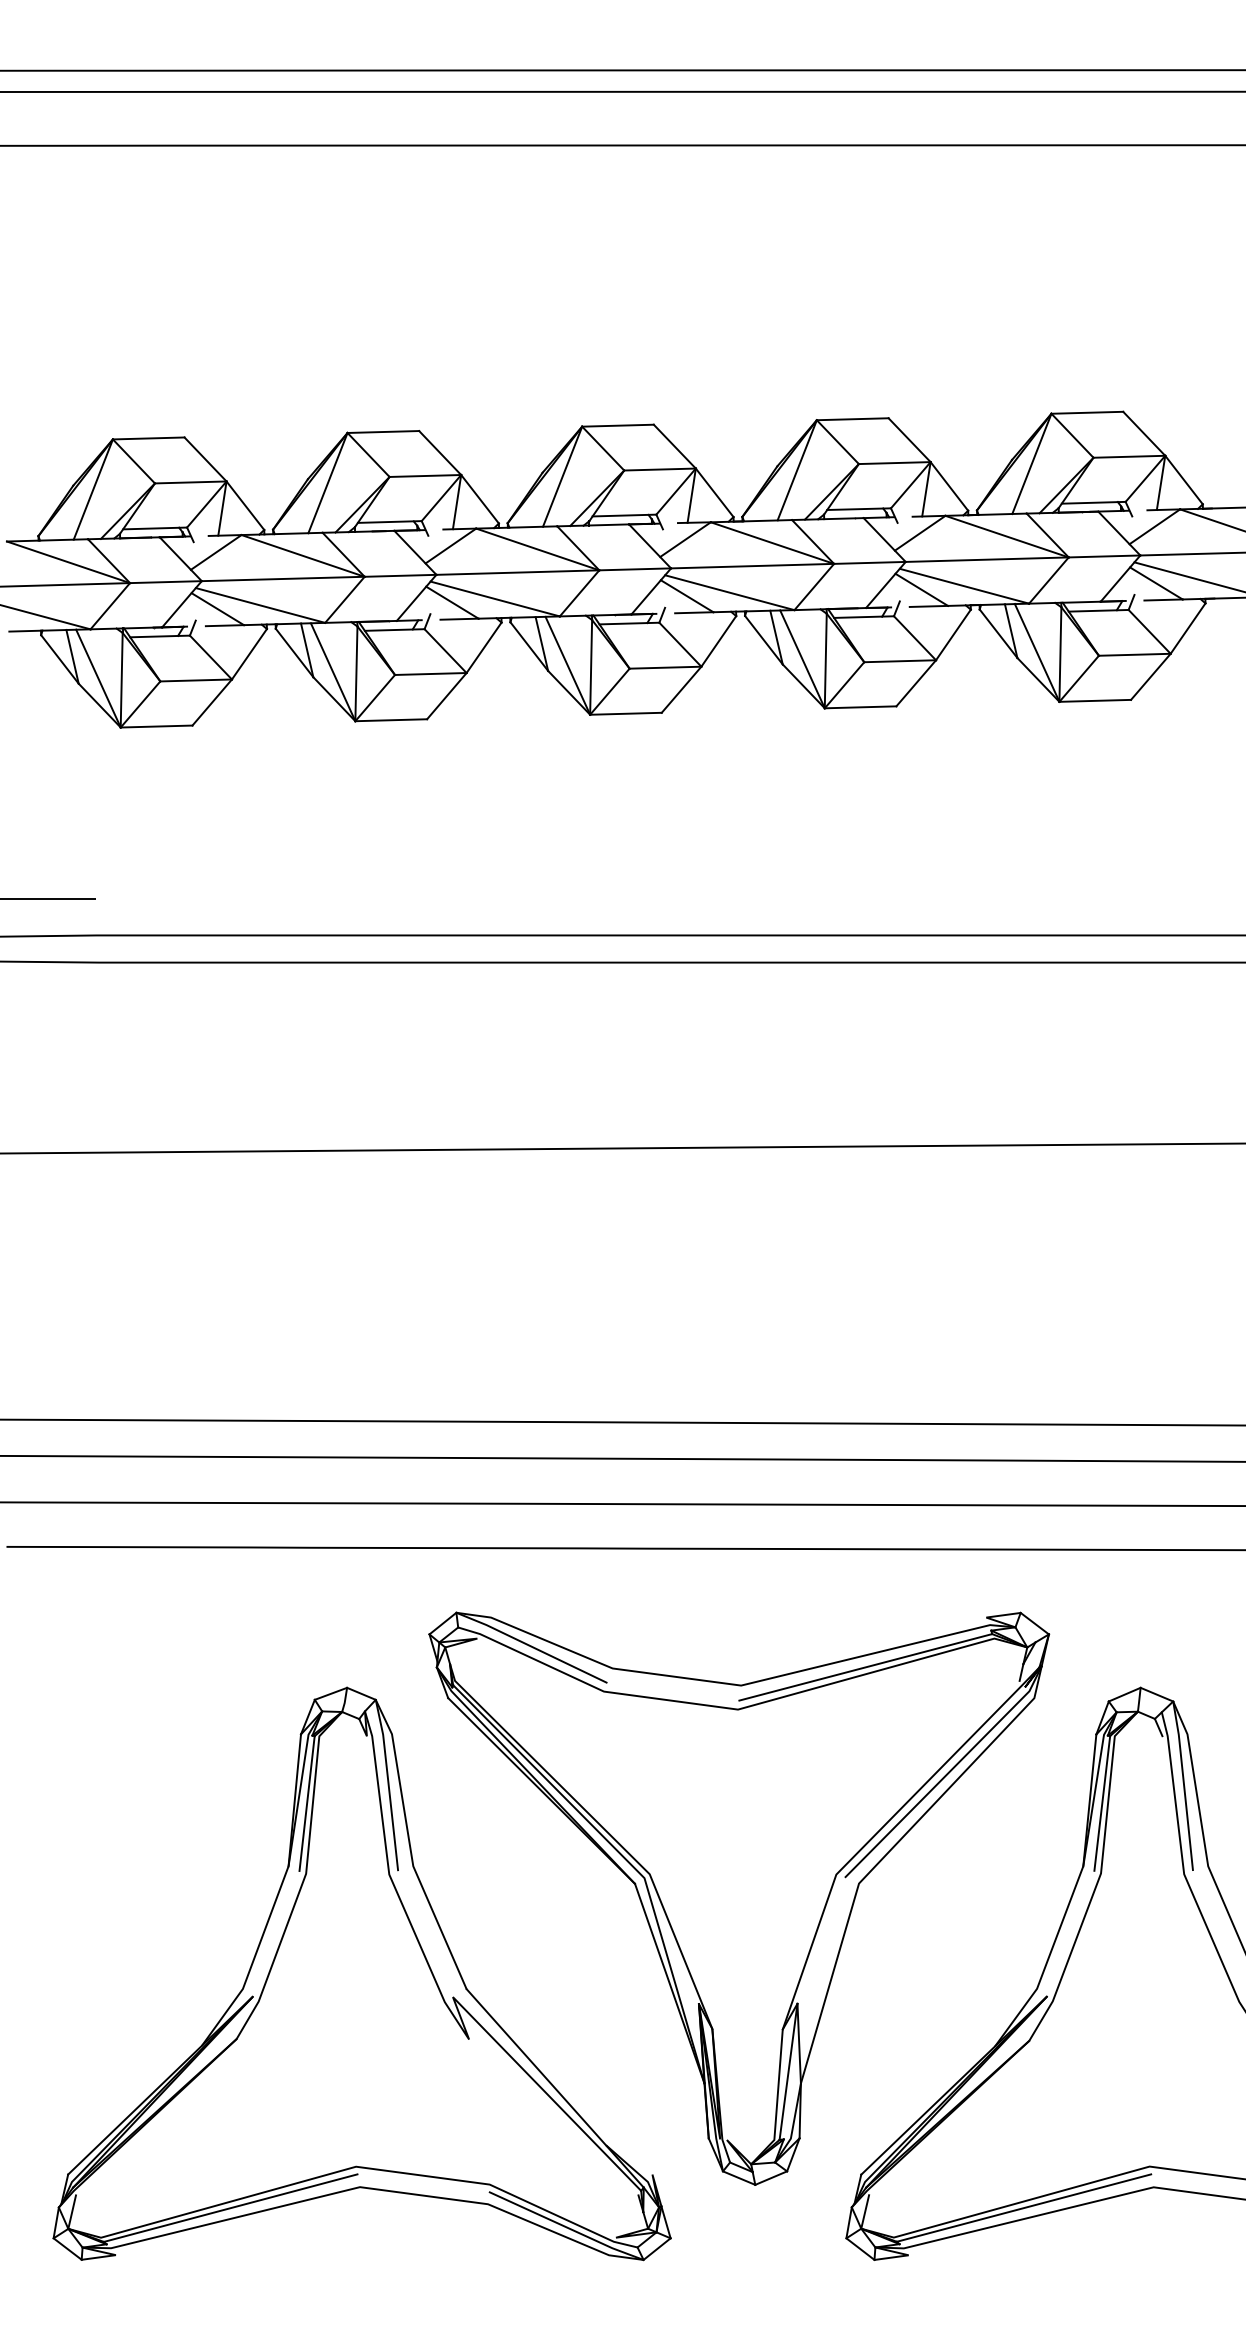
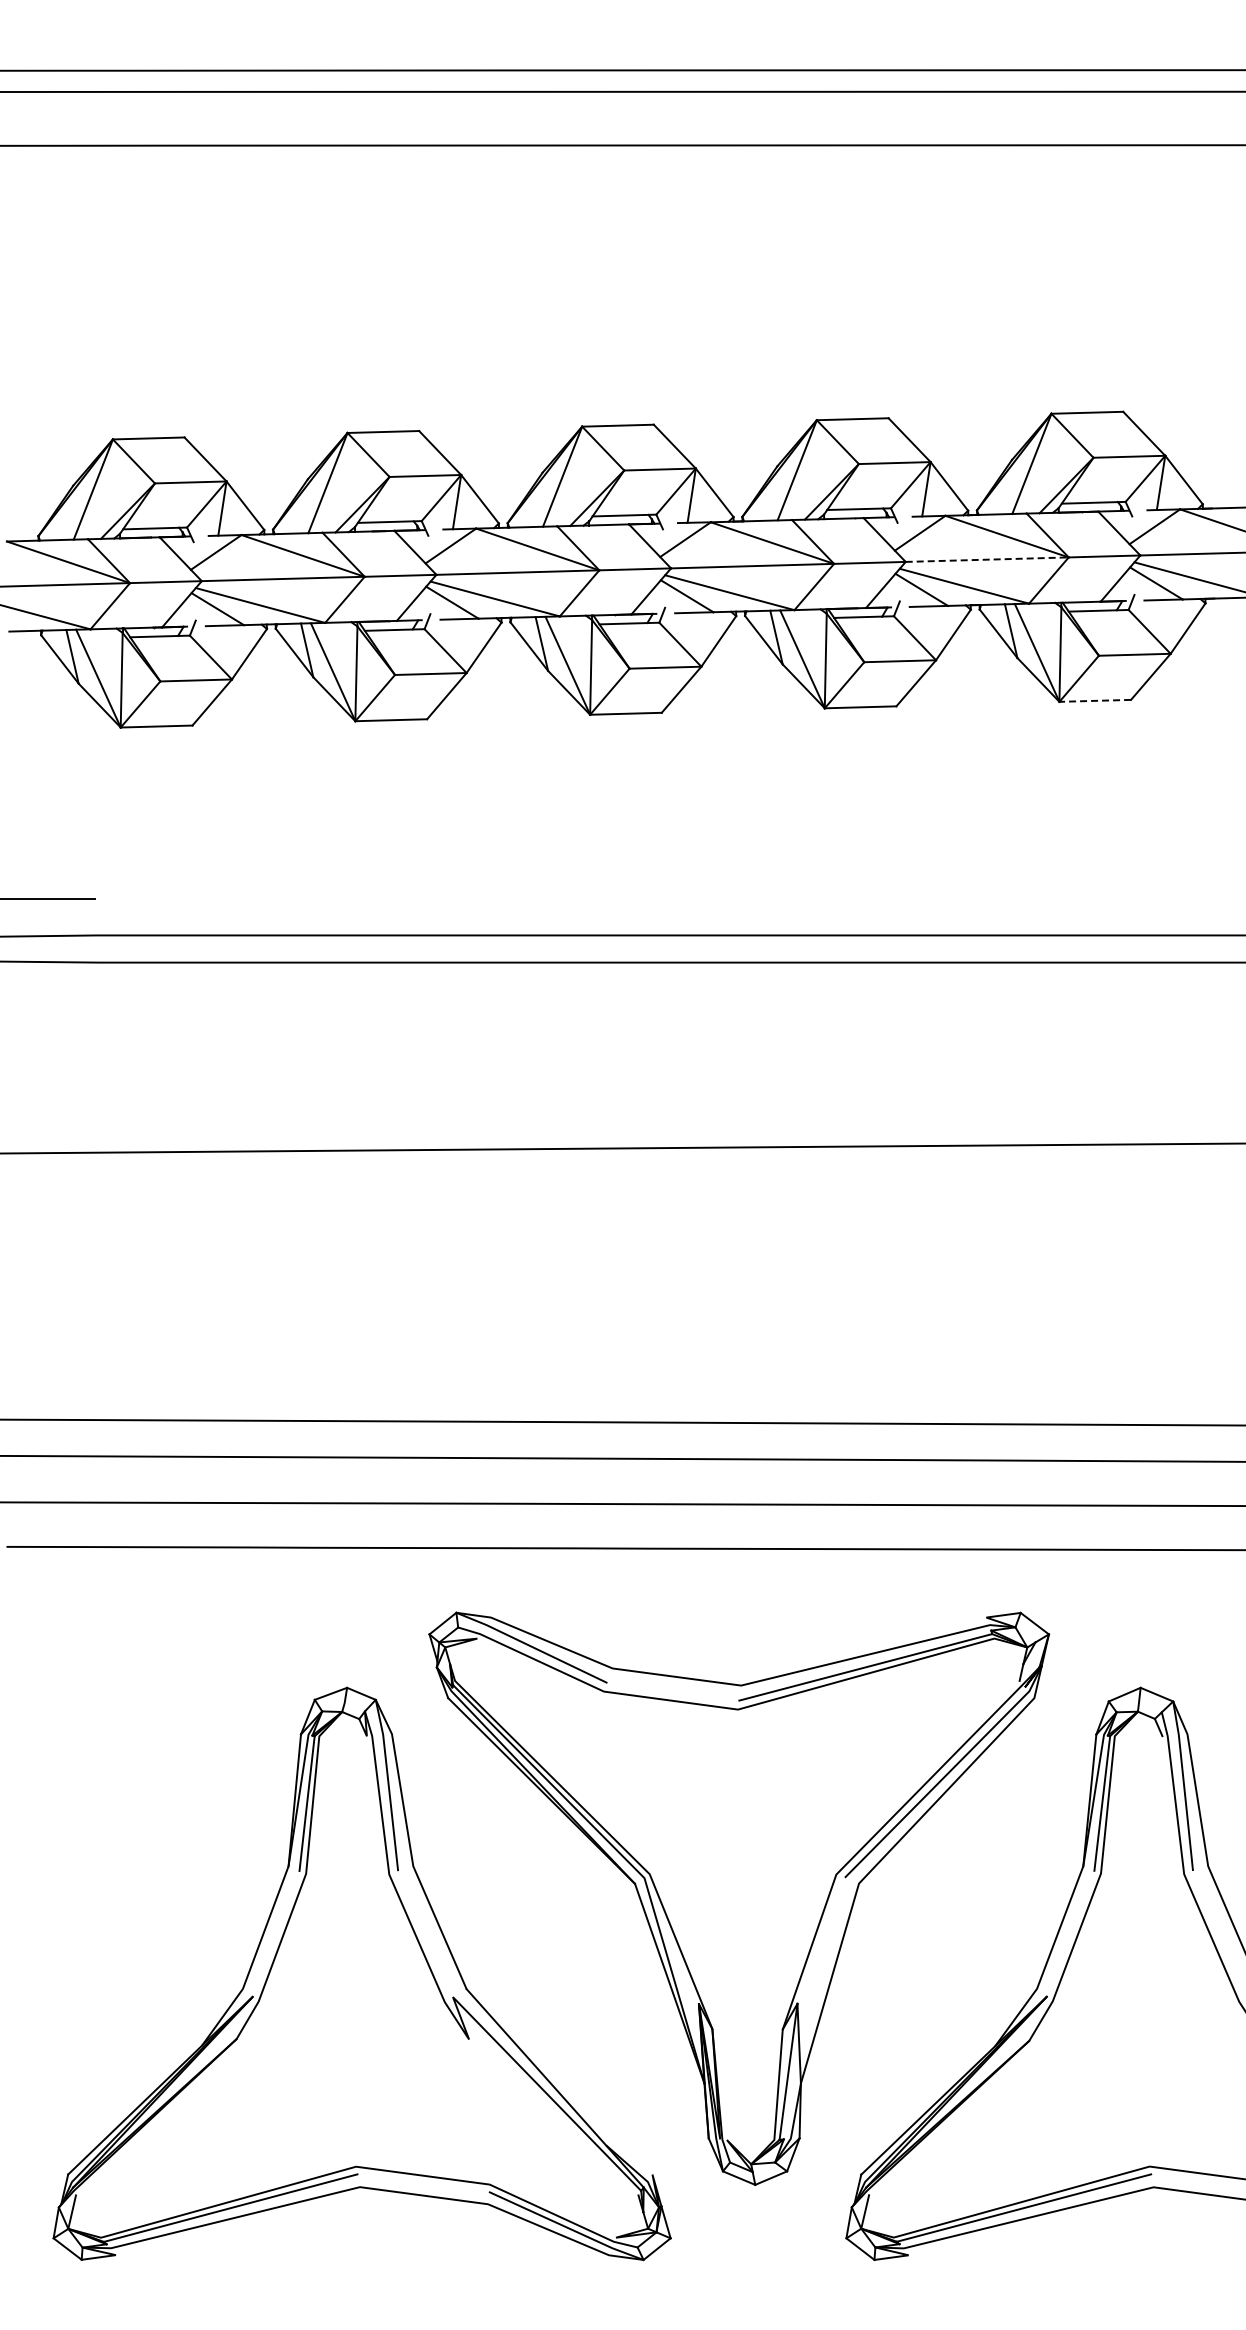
line: solid -> dashed (987, 559)
line: solid -> dashed (1095, 700)
